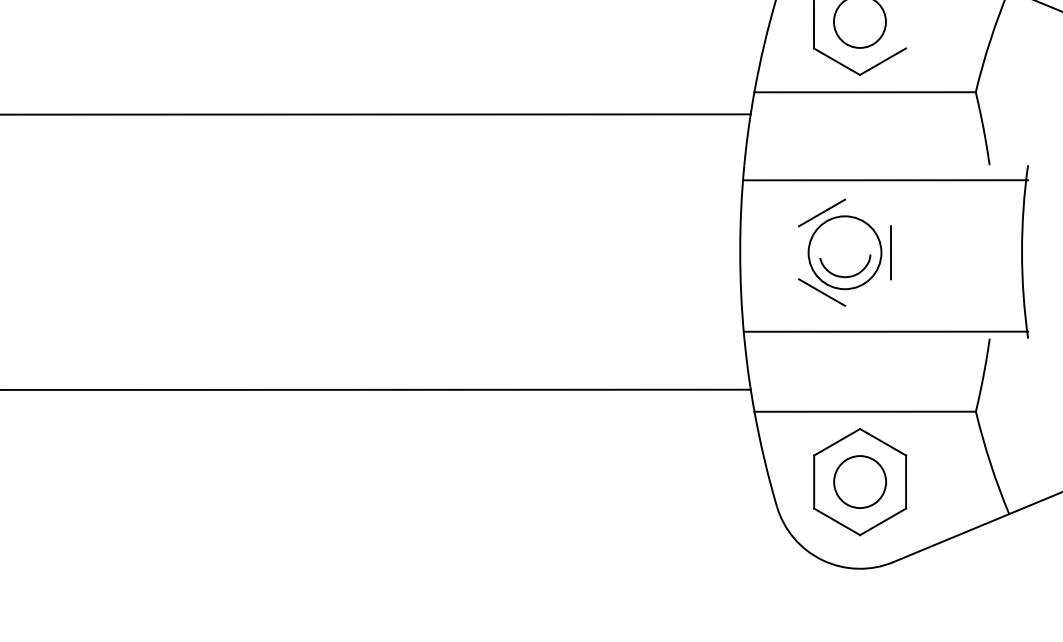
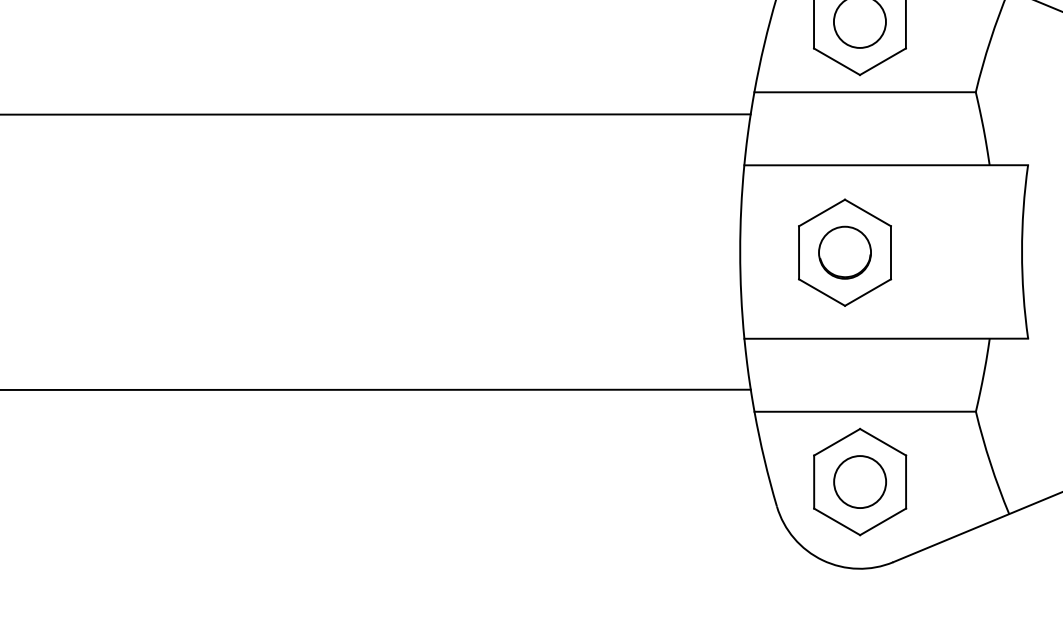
line: none -> present (905, 25)
line position: (886, 180) -> (886, 165) (886, 165)
line: none -> present (867, 212)
line: none -> present (799, 252)
circle diameter: 73 px -> 52 px (845, 252)
line: none -> present (868, 292)
line position: (886, 331) -> (886, 338) (886, 338)
